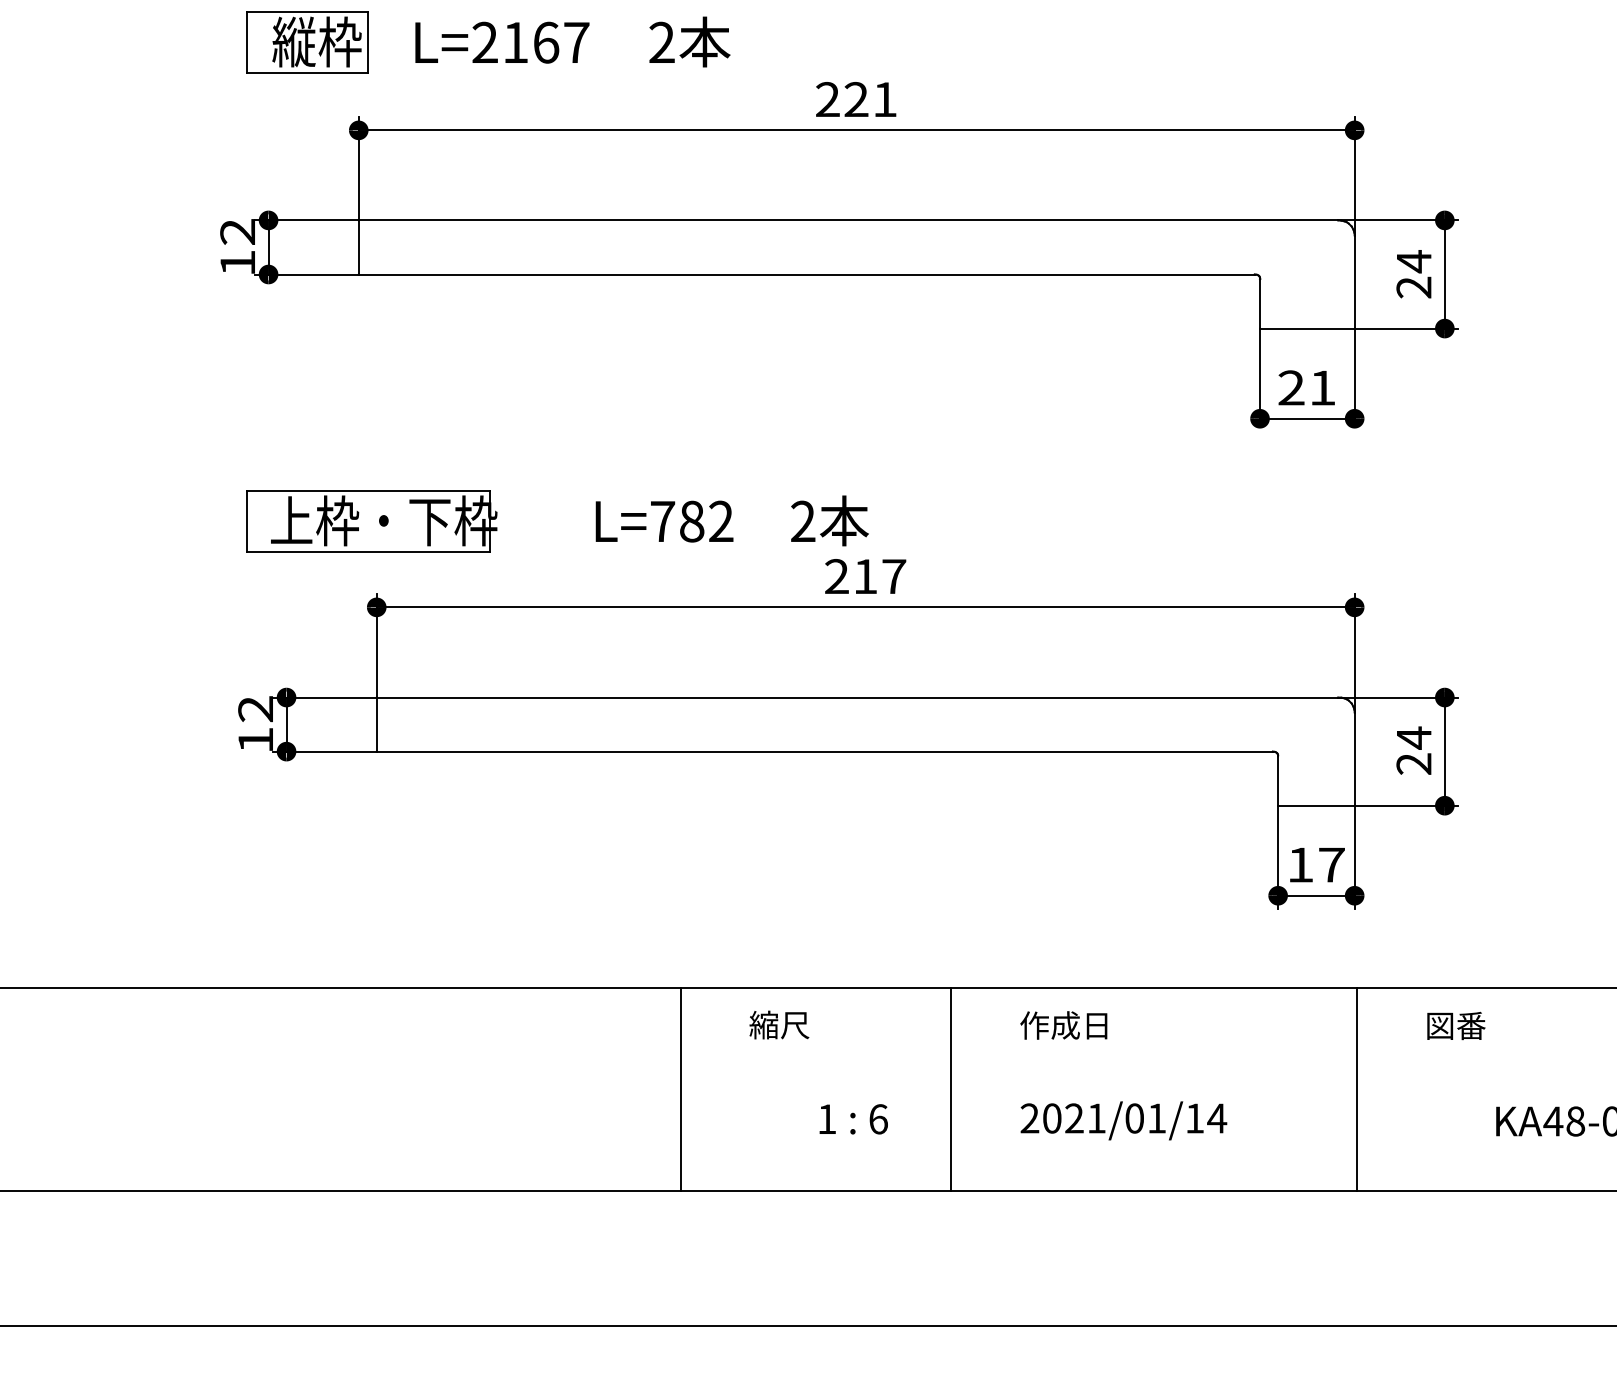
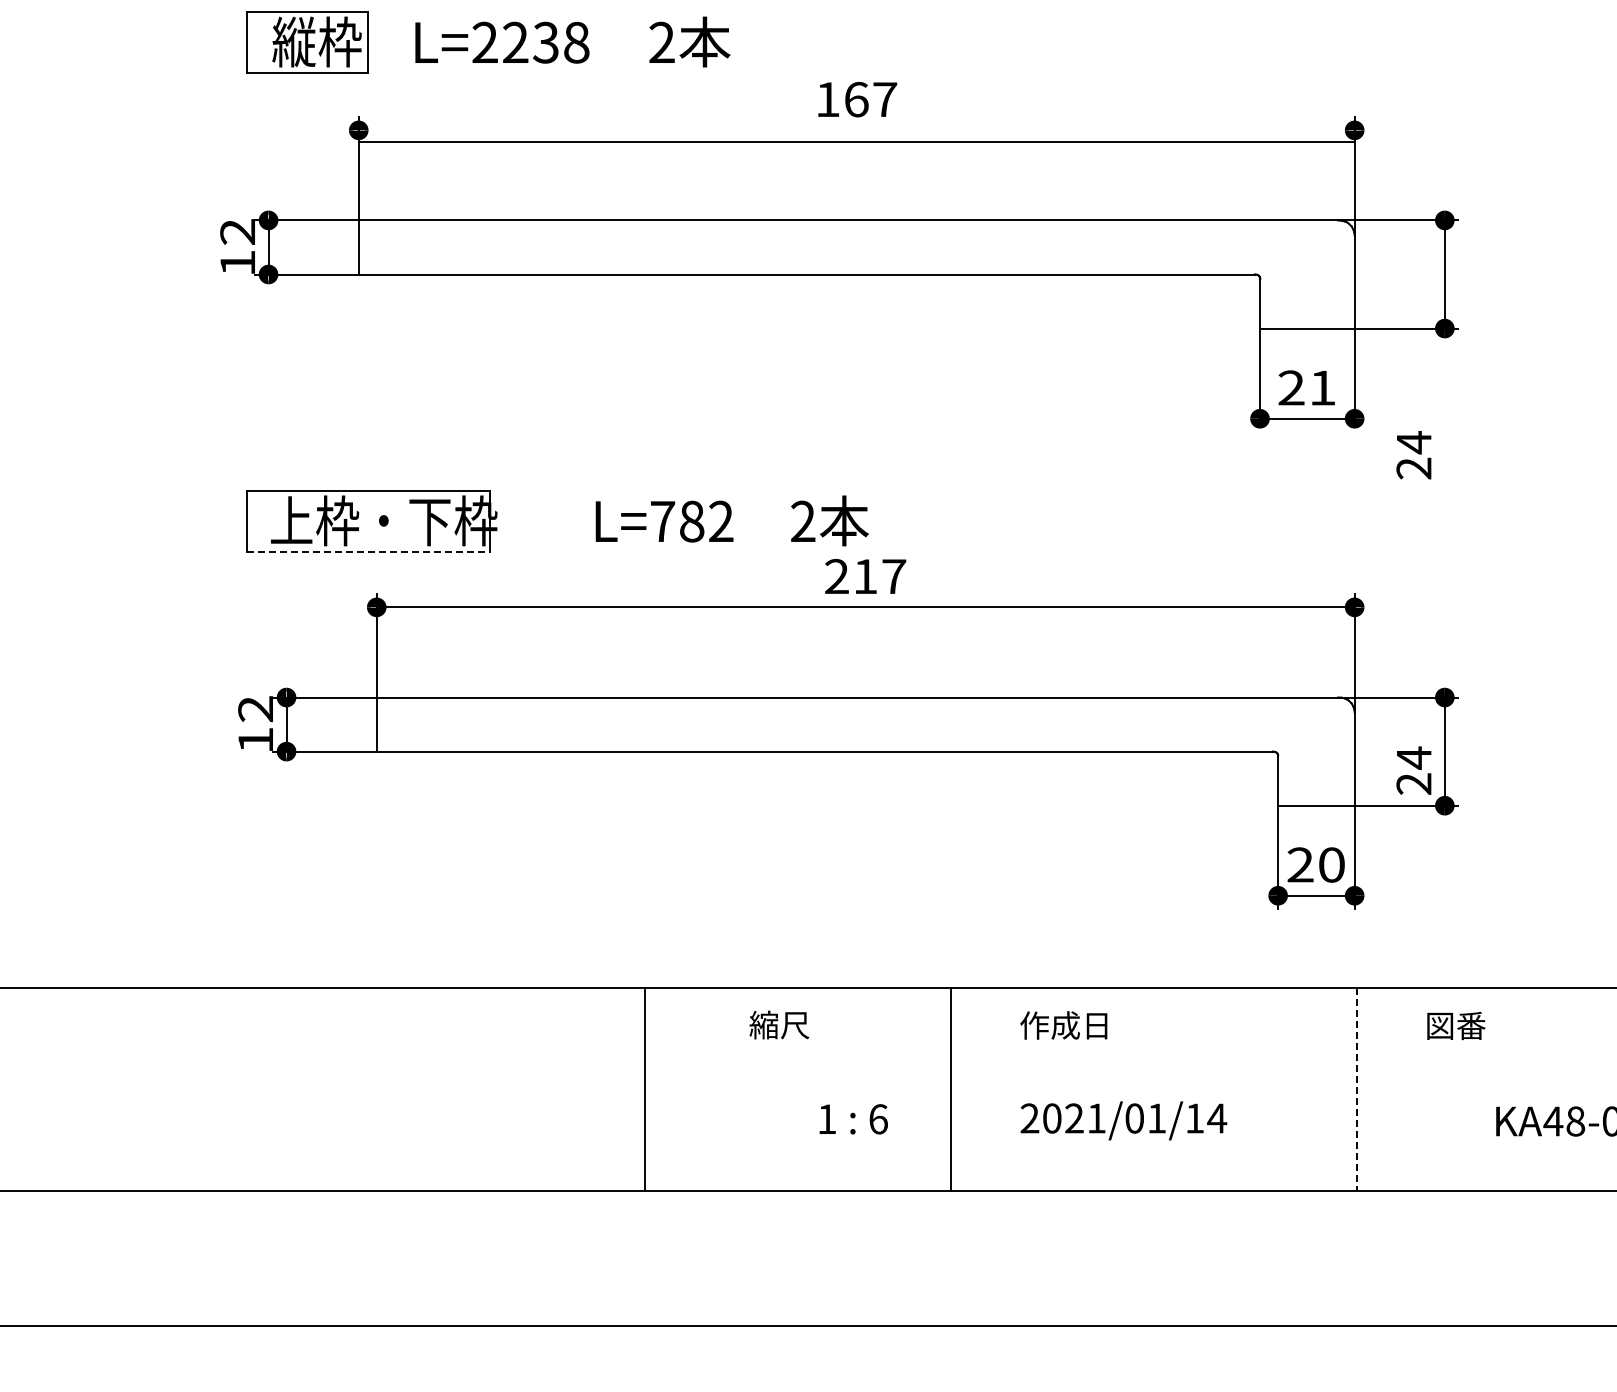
text: L=2167 -> L=2238 (546, 42)
text: 221 -> 167 (856, 99)
line position: (856, 130) -> (856, 142) (856, 142)
text position: (1413, 274) -> (1413, 455) (1413, 455)
line: solid -> dashed (368, 552)
text position: (1413, 750) -> (1413, 770) (1413, 770)
text: 17 -> 20 (1315, 864)
line position: (680, 1088) -> (644, 1088) (644, 1088)
line: solid -> dashed (1356, 1089)
